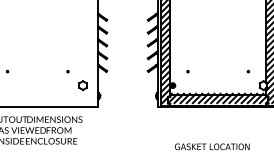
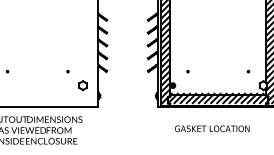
text position: (212, 146) -> (212, 128) (212, 128)
